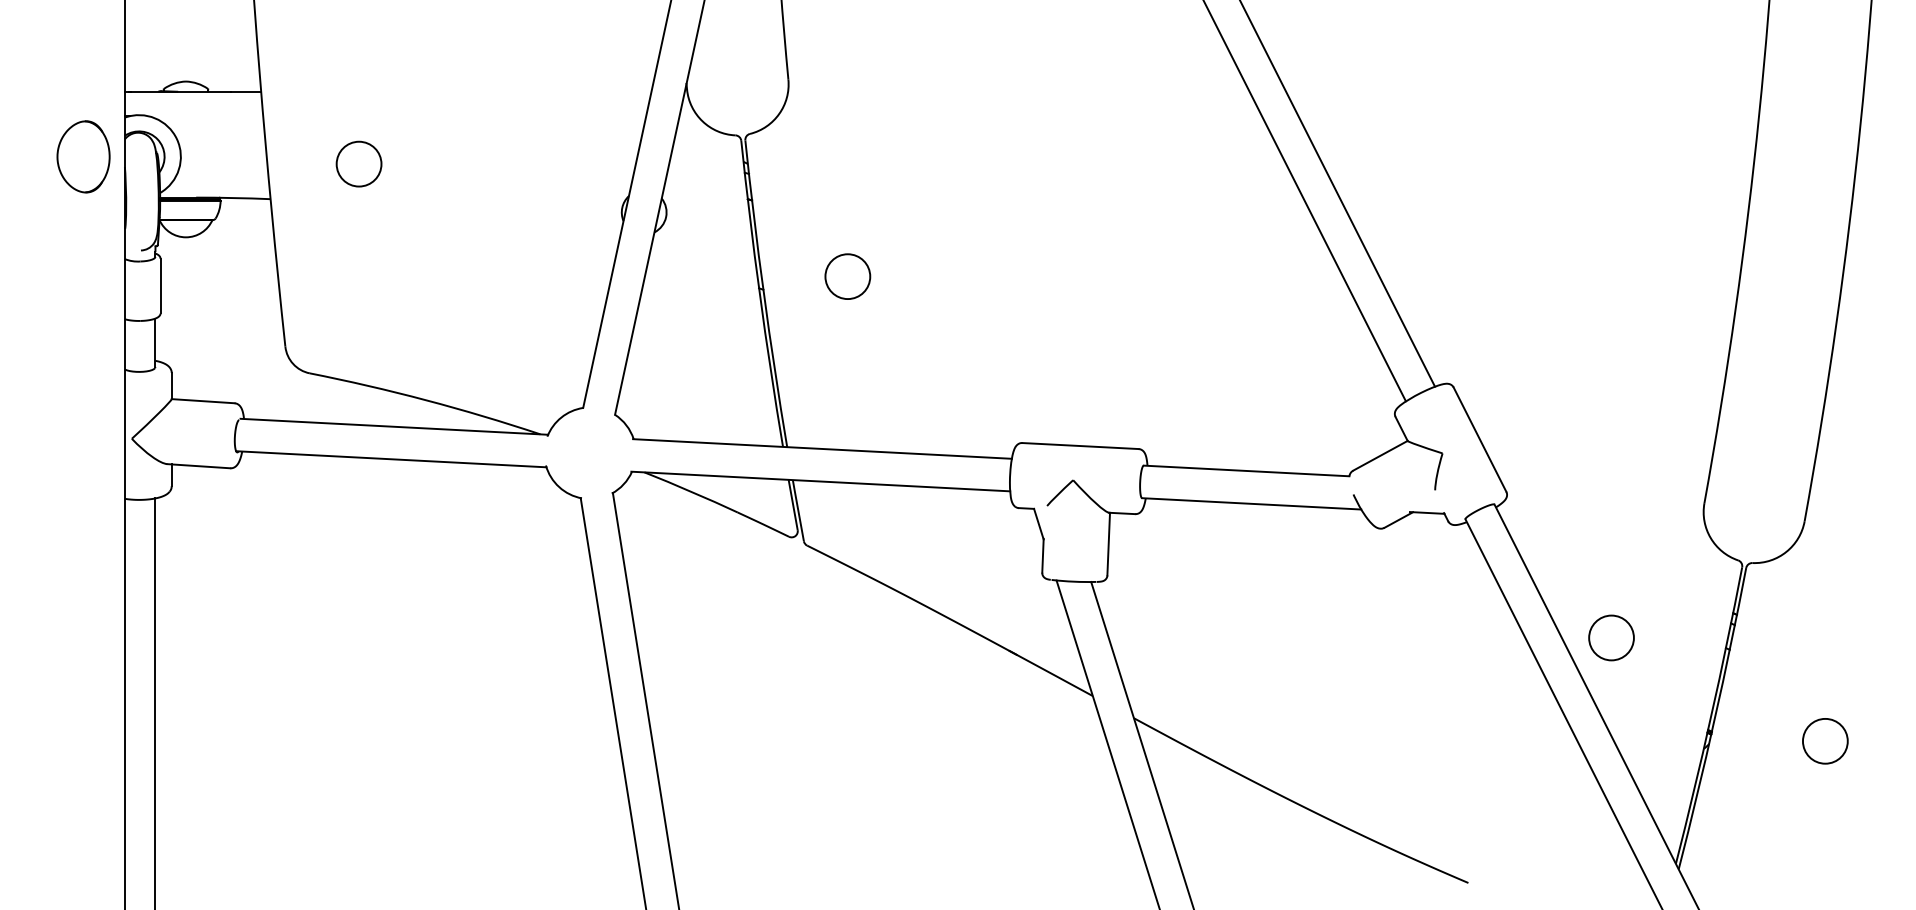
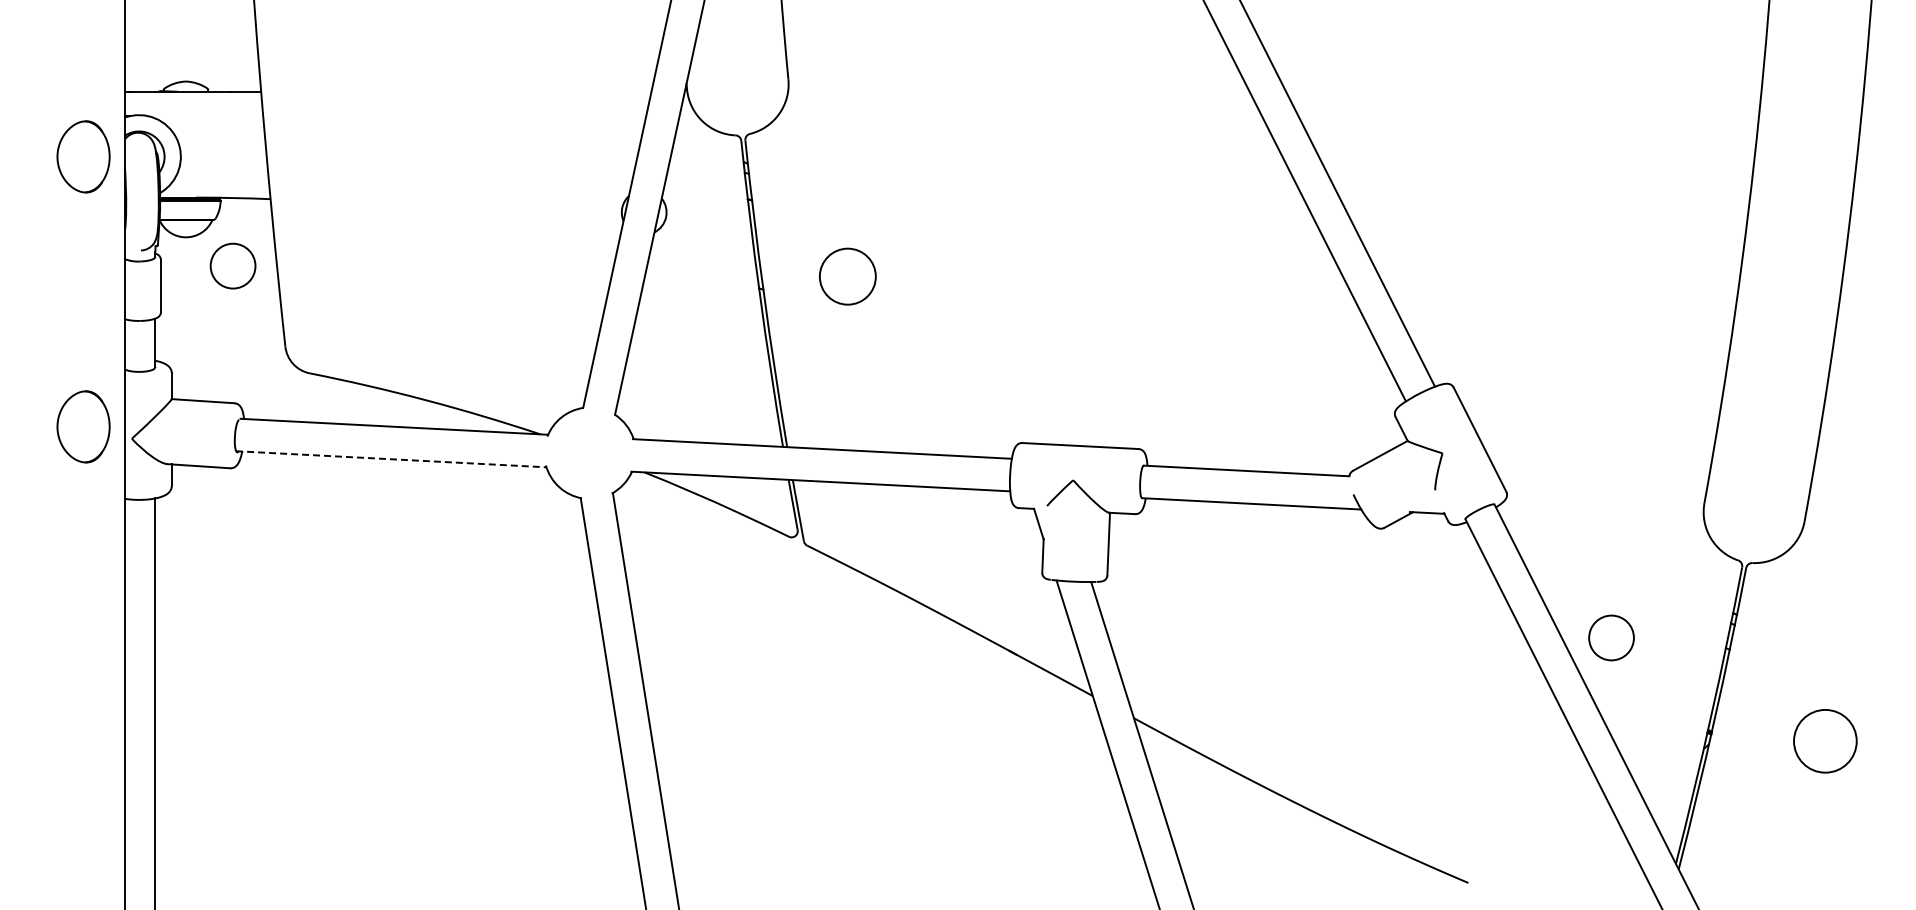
circle position: (358, 163) -> (232, 265) (232, 265)
circle diameter: 45 px -> 56 px (847, 276)
part: none -> present (83, 426)
line: solid -> dashed (391, 459)
circle diameter: 45 px -> 63 px (1825, 740)
